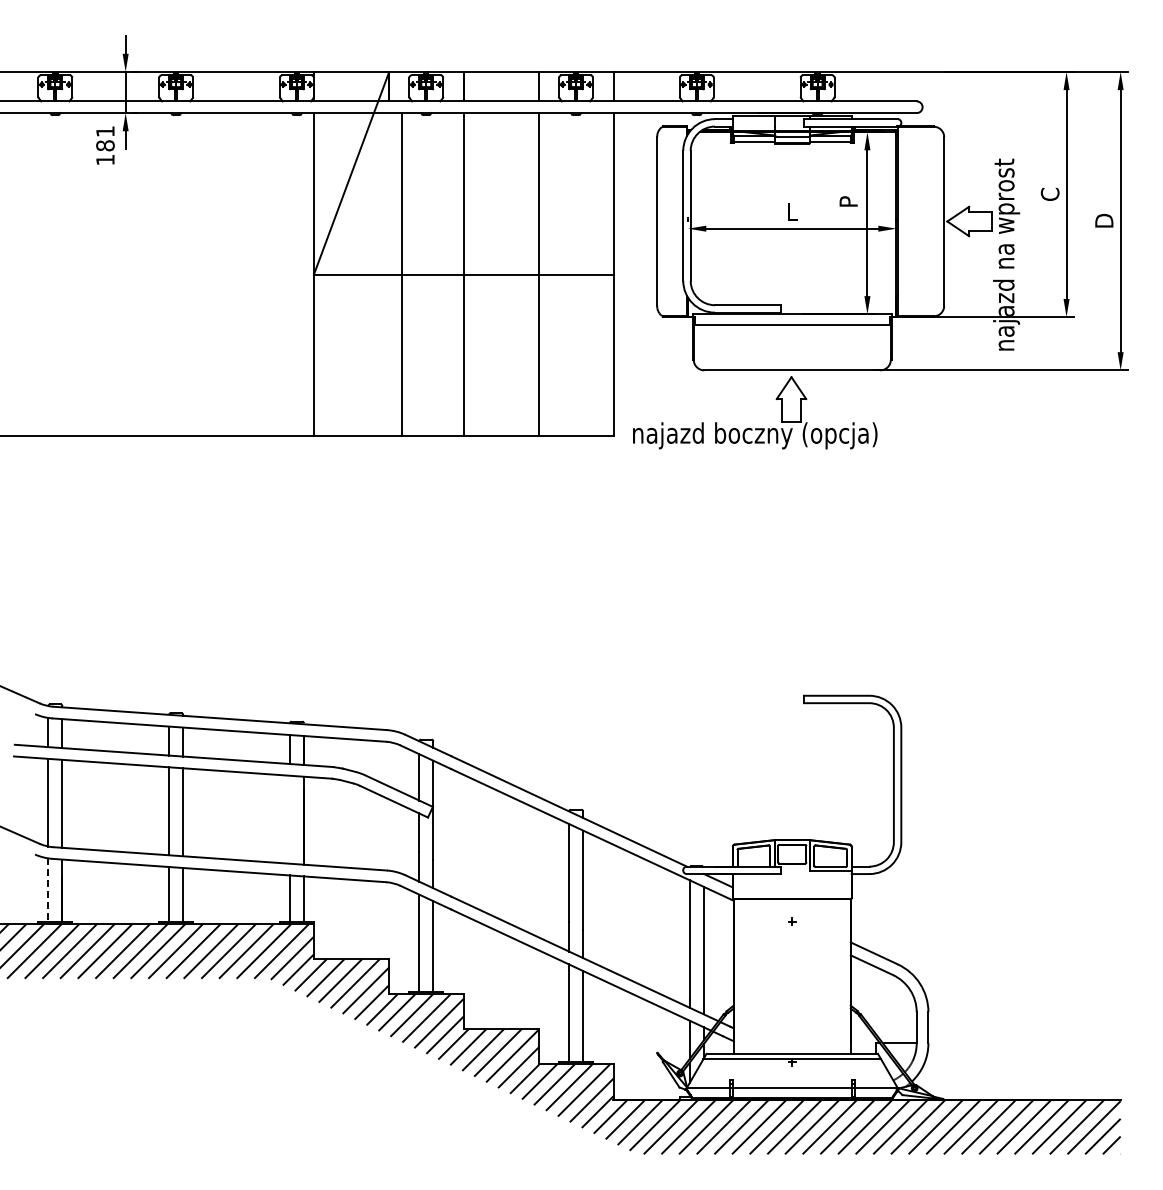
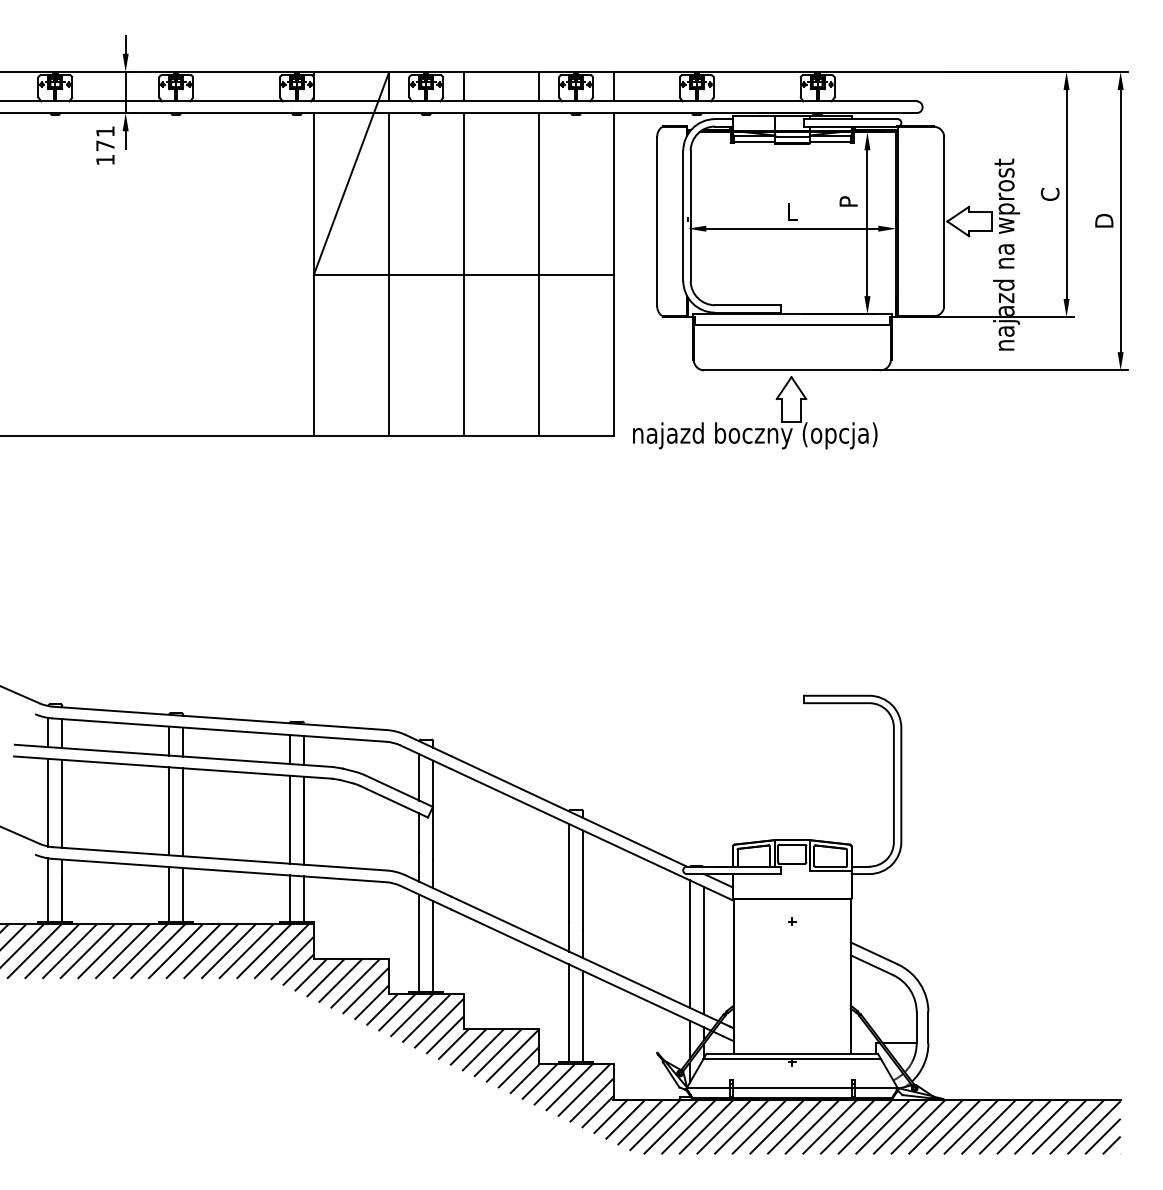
text: 181 -> 171 (105, 145)
line position: (401, 274) -> (388, 274) (388, 274)
line: none -> present (289, 819)
line: dashed -> solid (48, 890)
